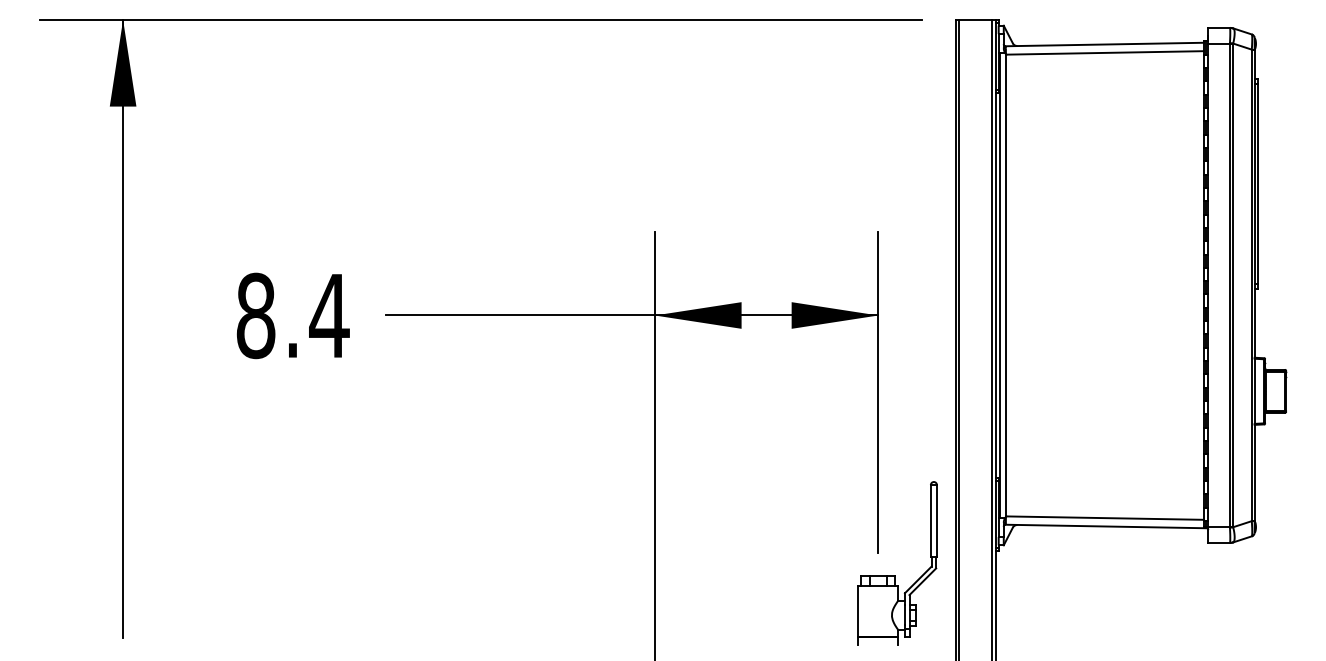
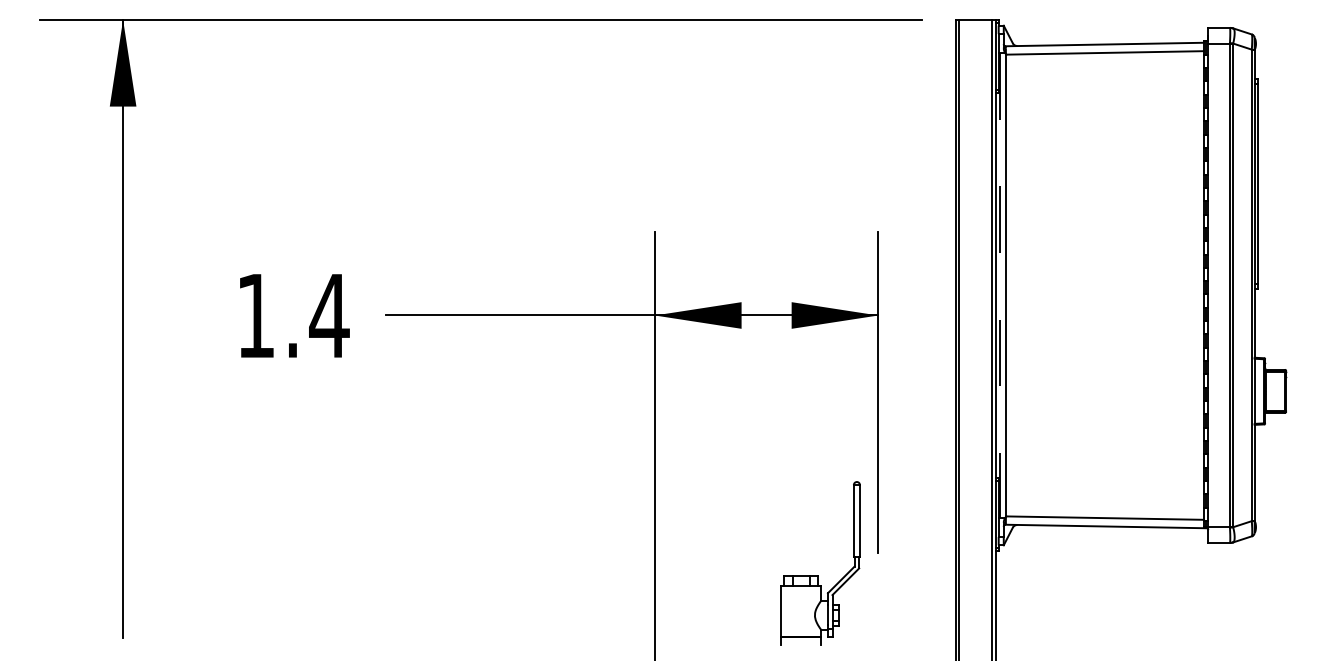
line: solid -> dashed (1000, 285)
text: 8.4 -> 1.4 (255, 315)
part position: (895, 575) -> (818, 575) (818, 575)
